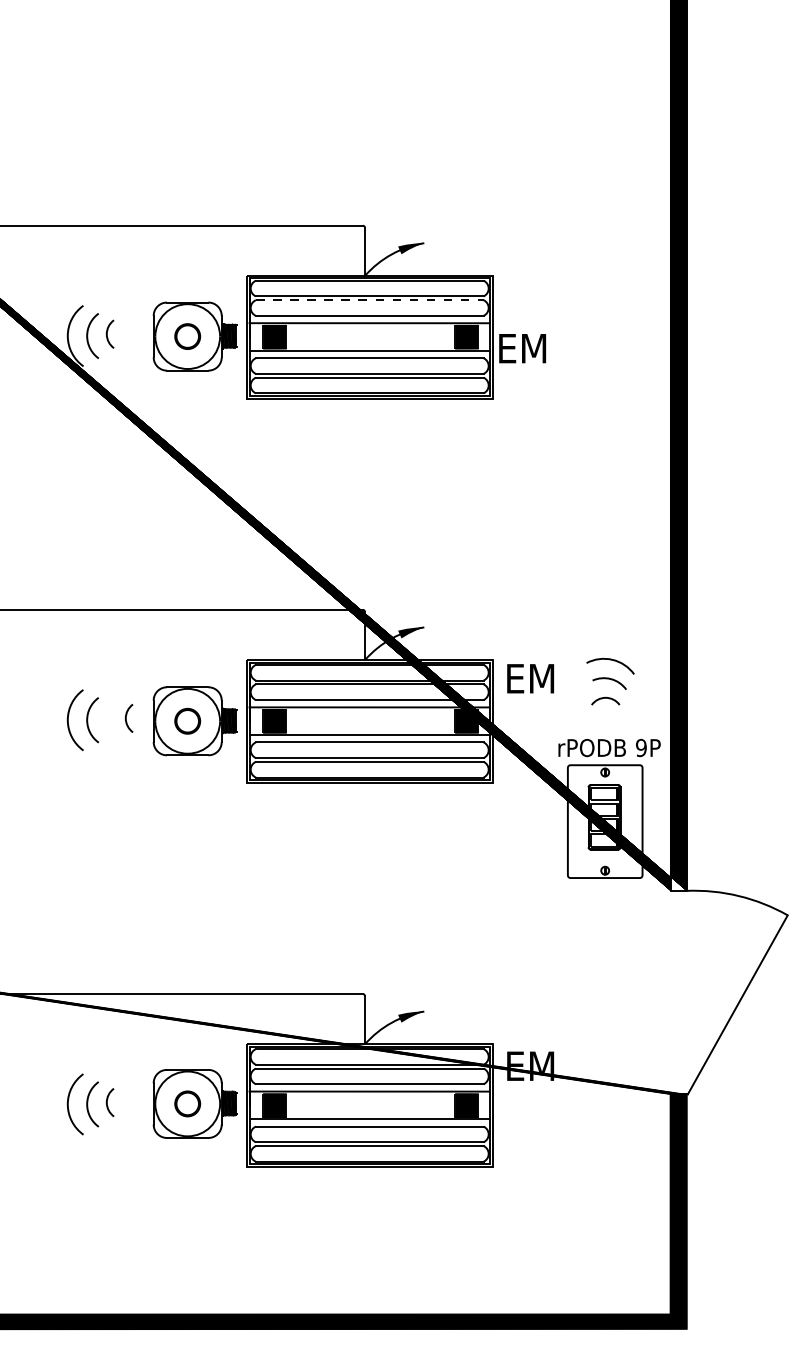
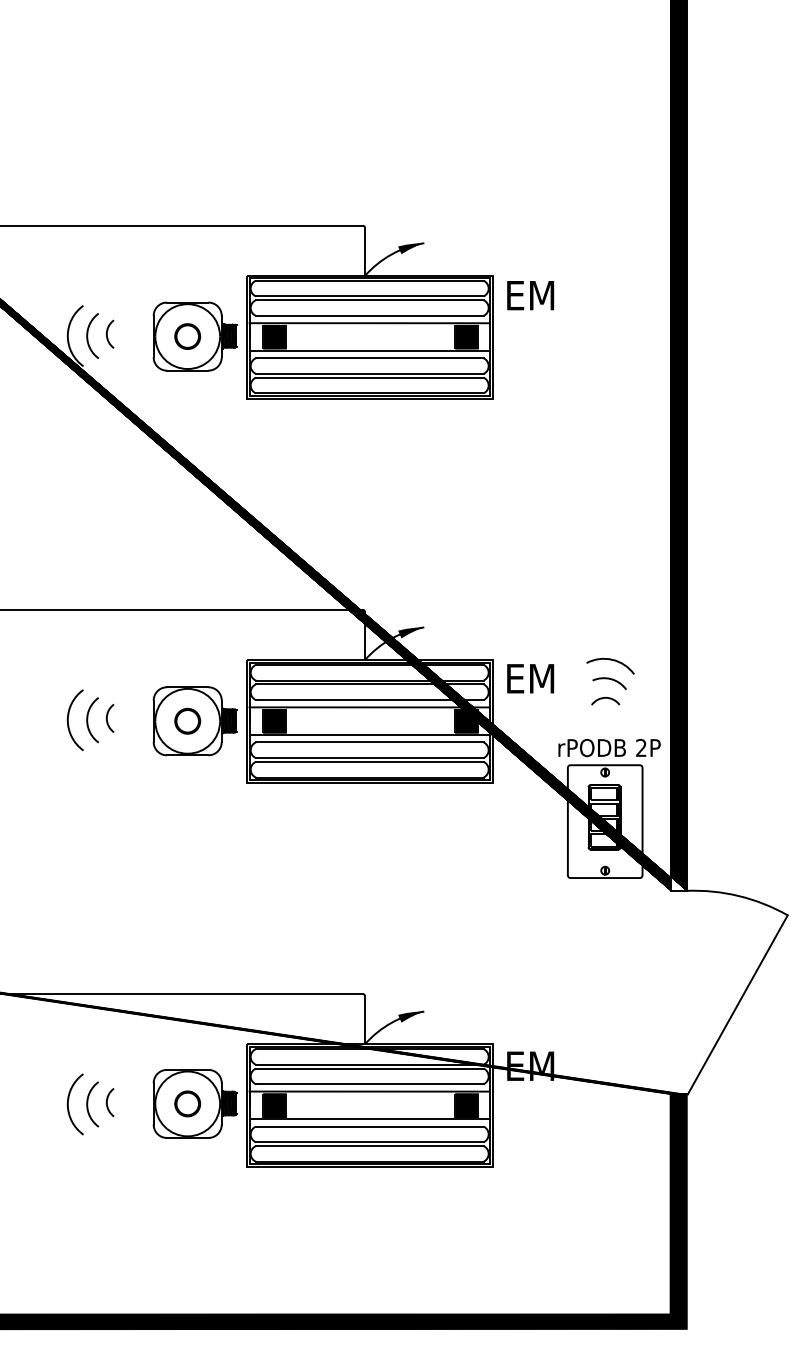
line: dashed -> solid (369, 300)
text position: (522, 348) -> (530, 295) (530, 295)
arc position: (126, 718) -> (107, 718) (107, 718)
text: 9P -> 2P (641, 748)
